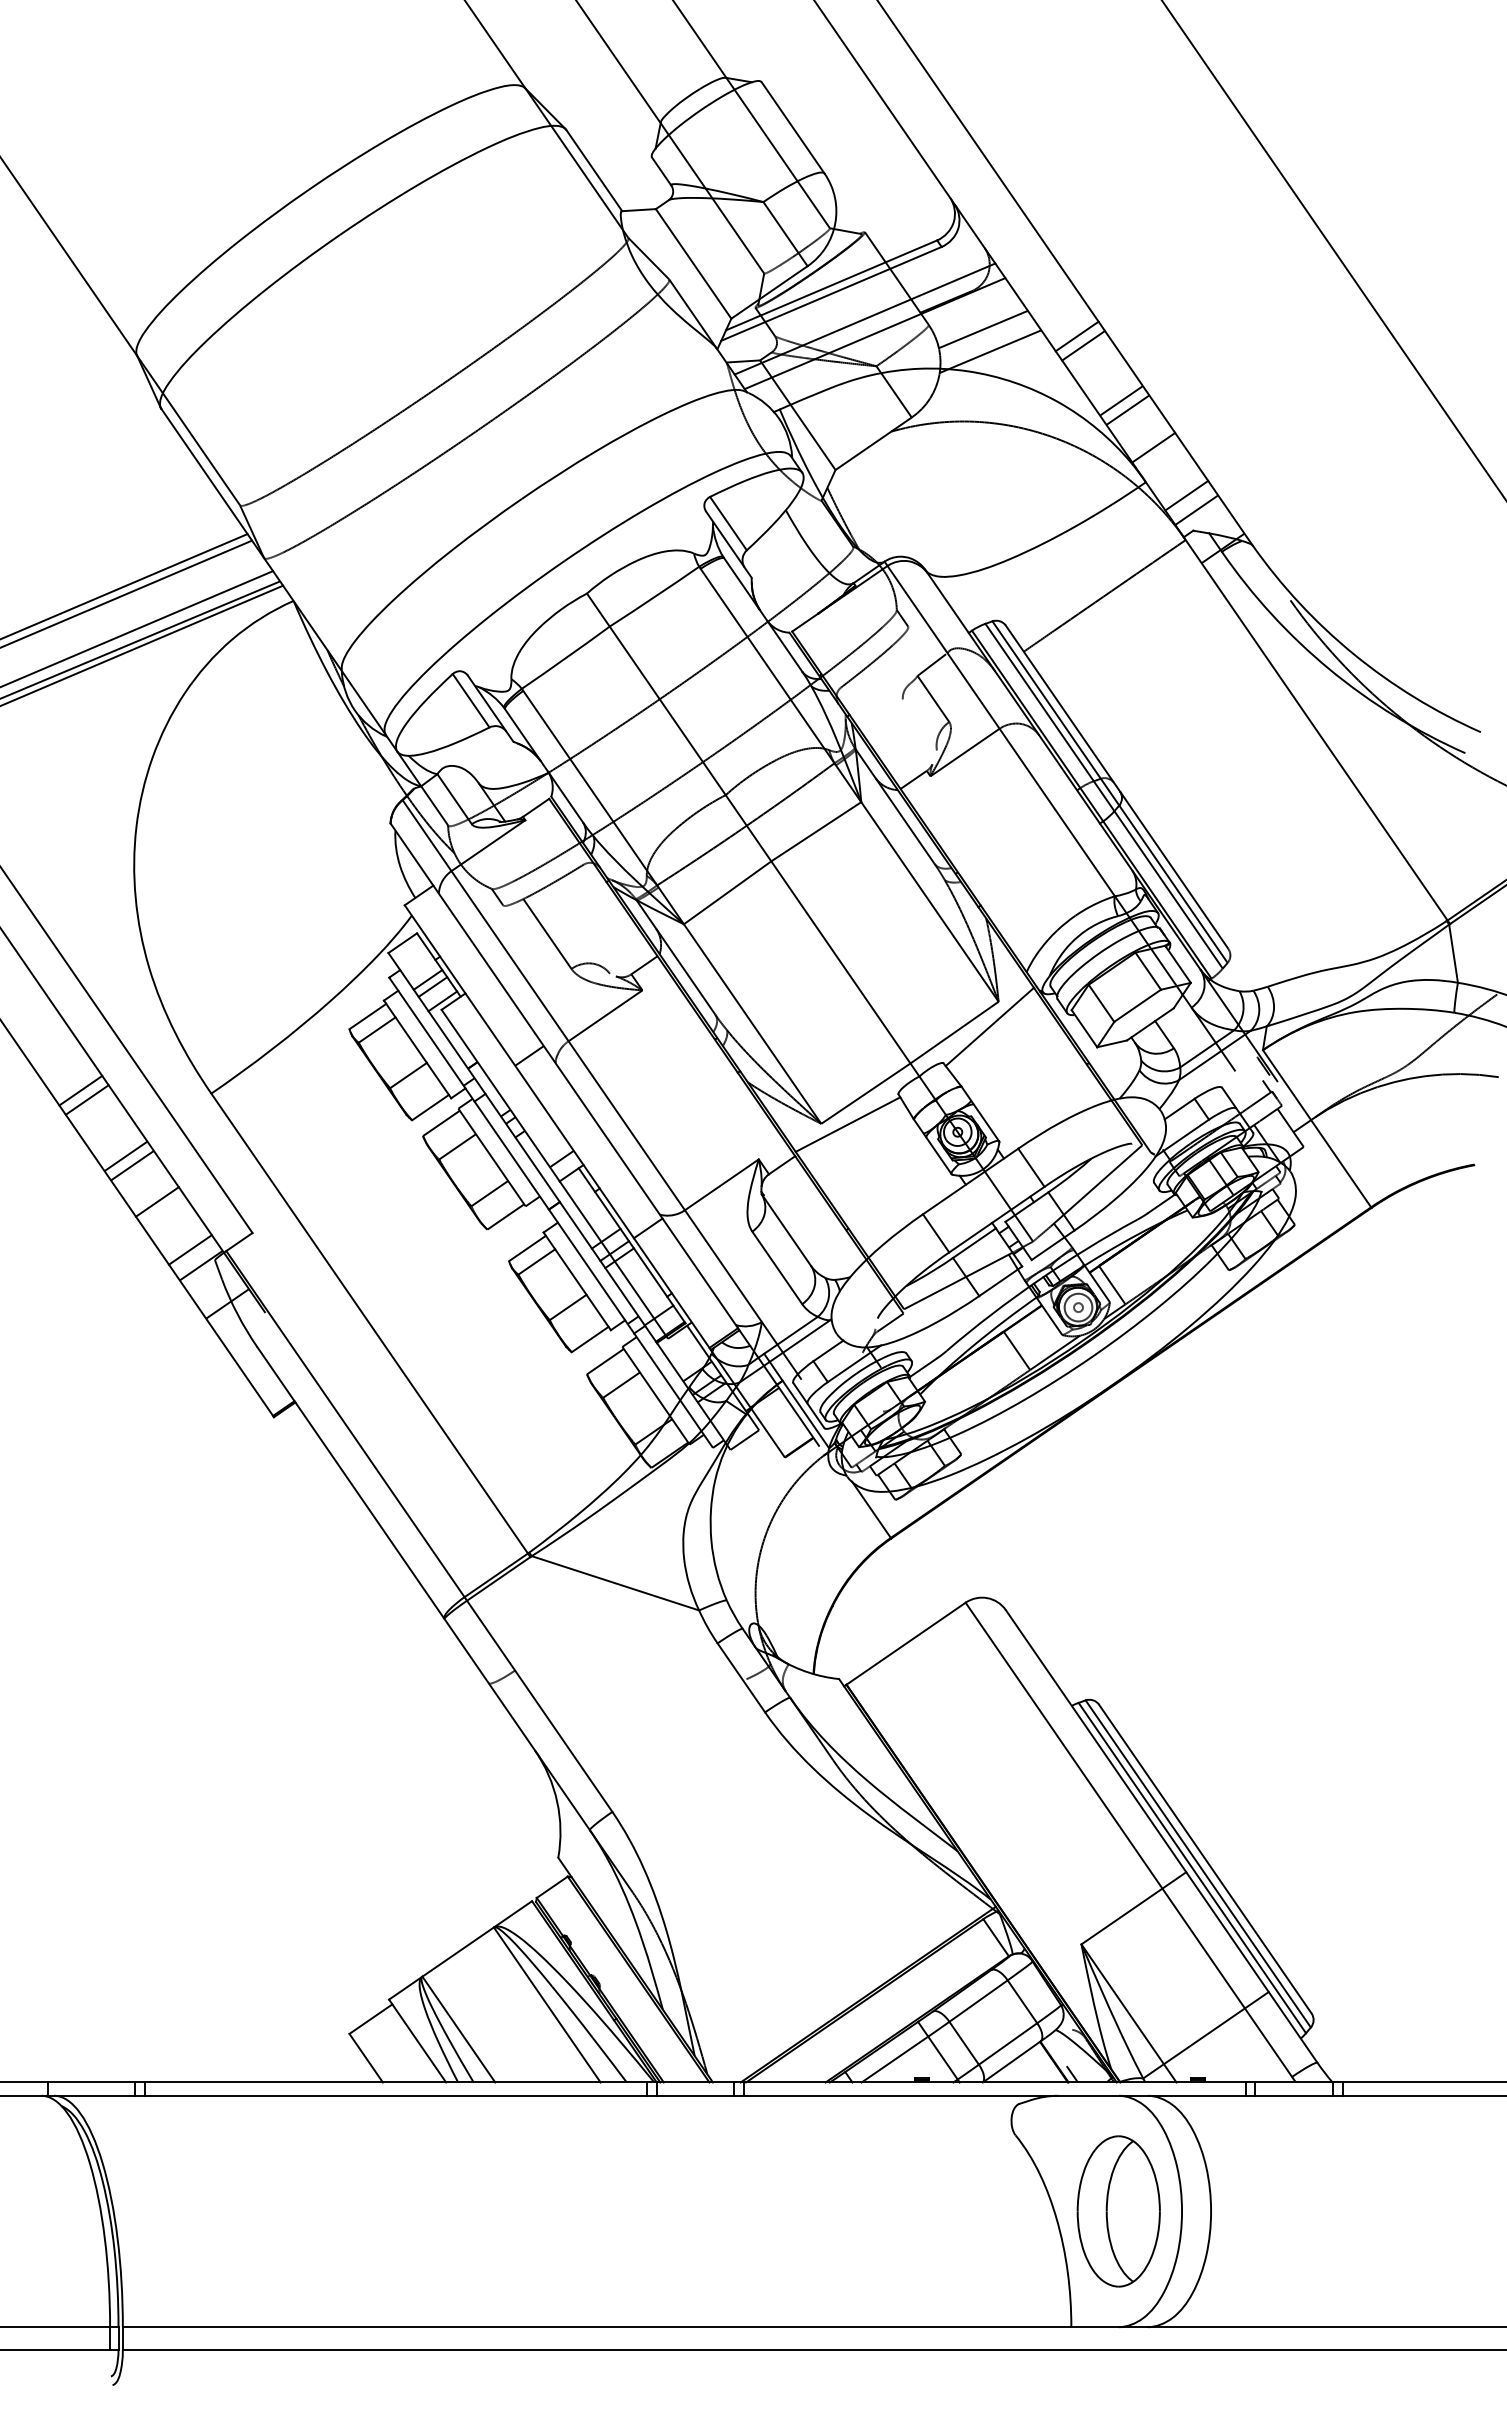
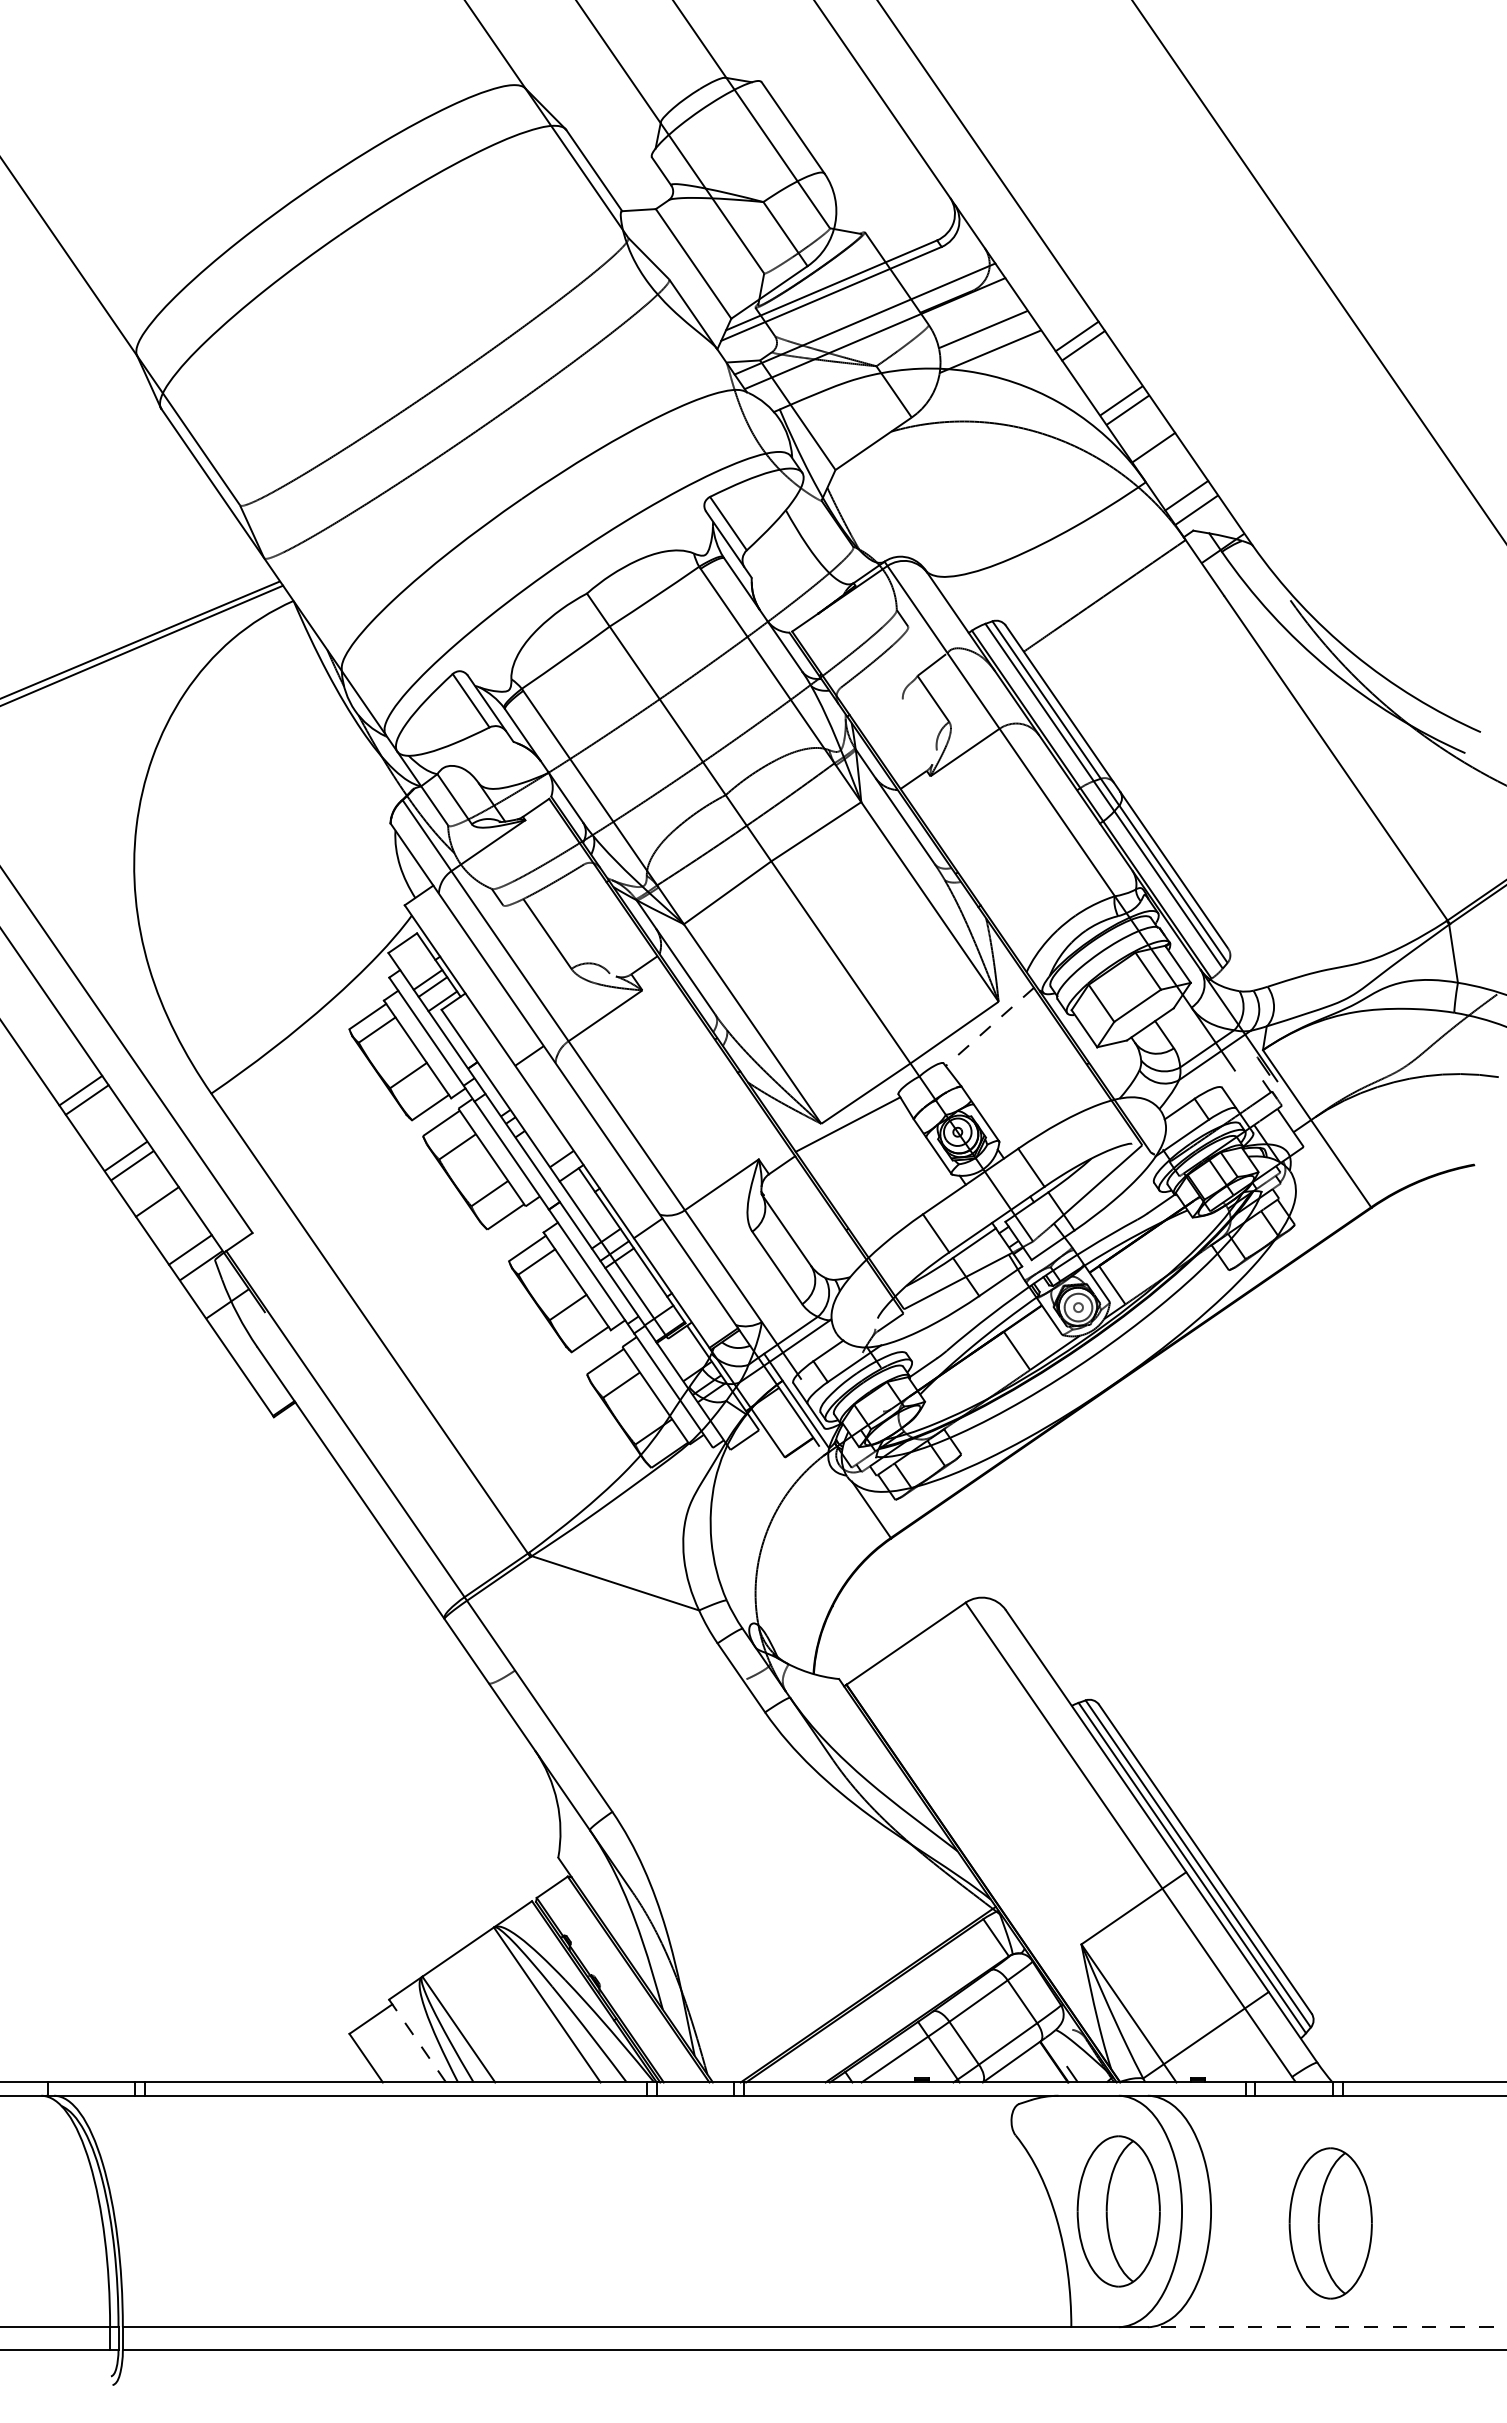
line position: (1333, 249) -> (1318, 271) (1318, 271)
line: present -> none (124, 586)
line: present -> none (127, 593)
line: present -> none (137, 628)
line: solid -> dashed (989, 1026)
line: solid -> dashed (417, 2040)
part: none -> present (1330, 2223)
line: solid -> dashed (1326, 2327)
